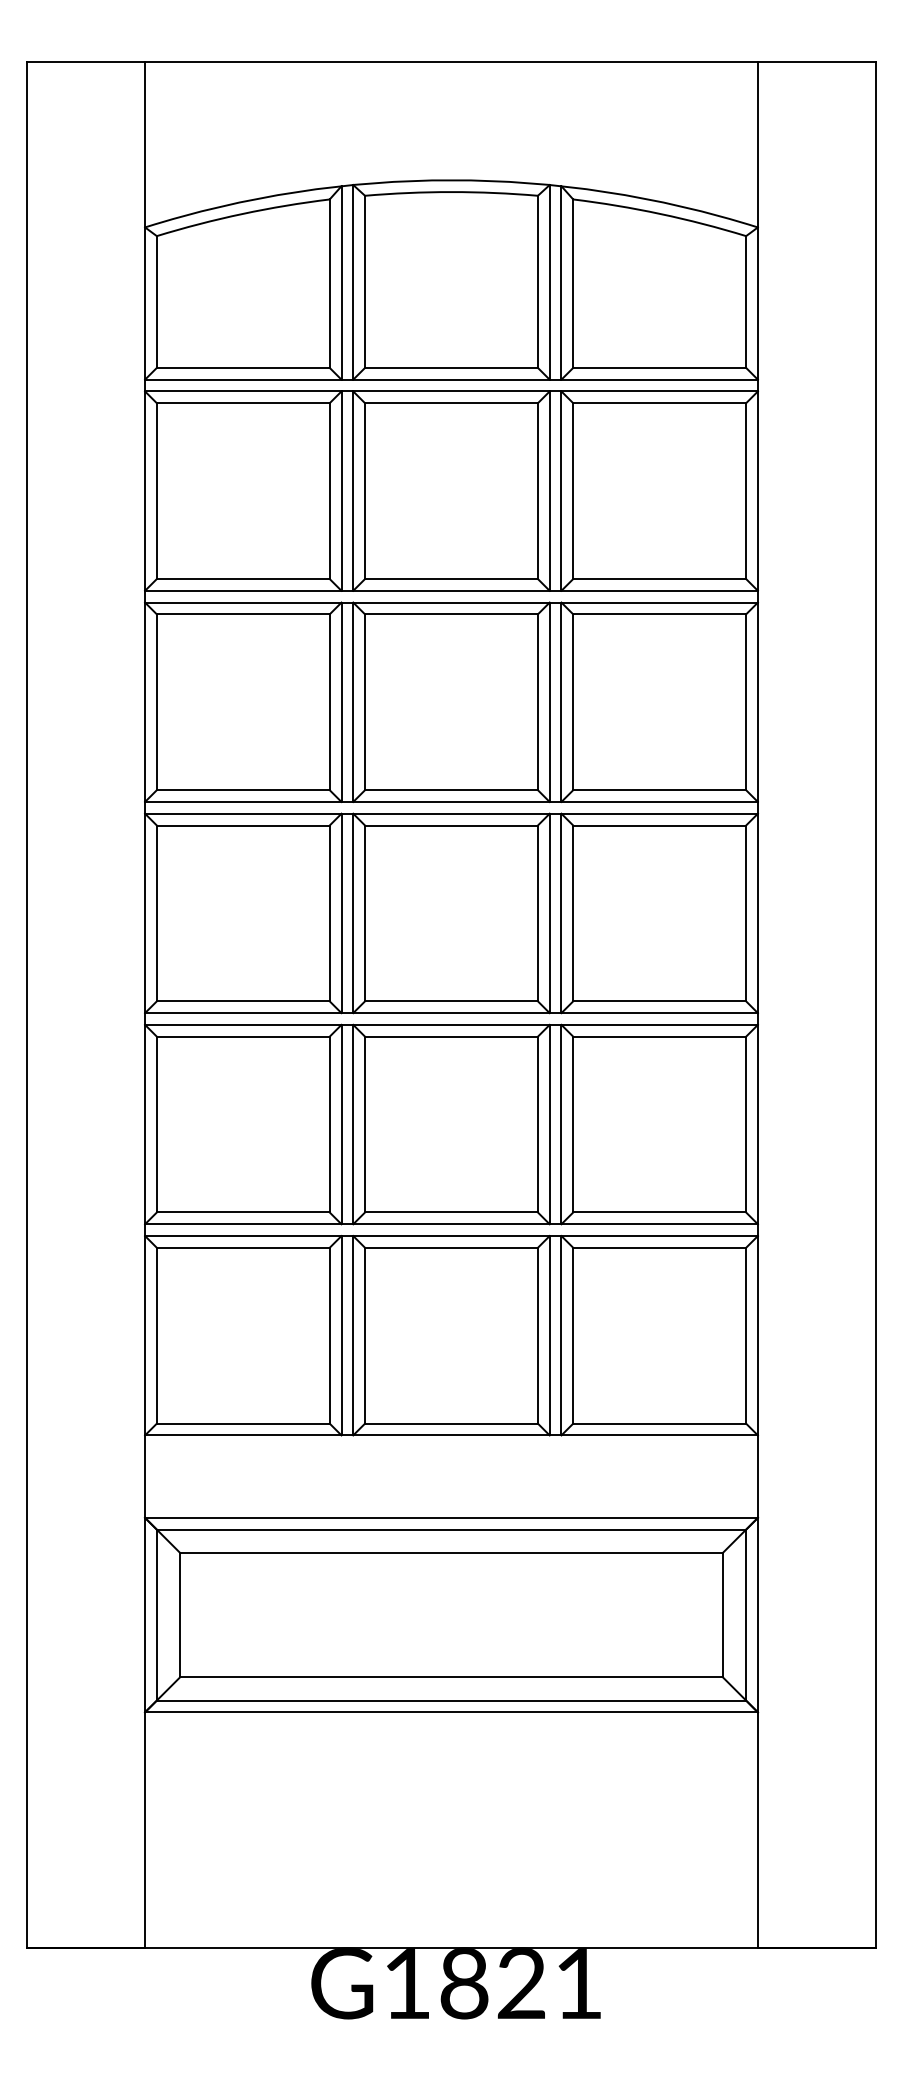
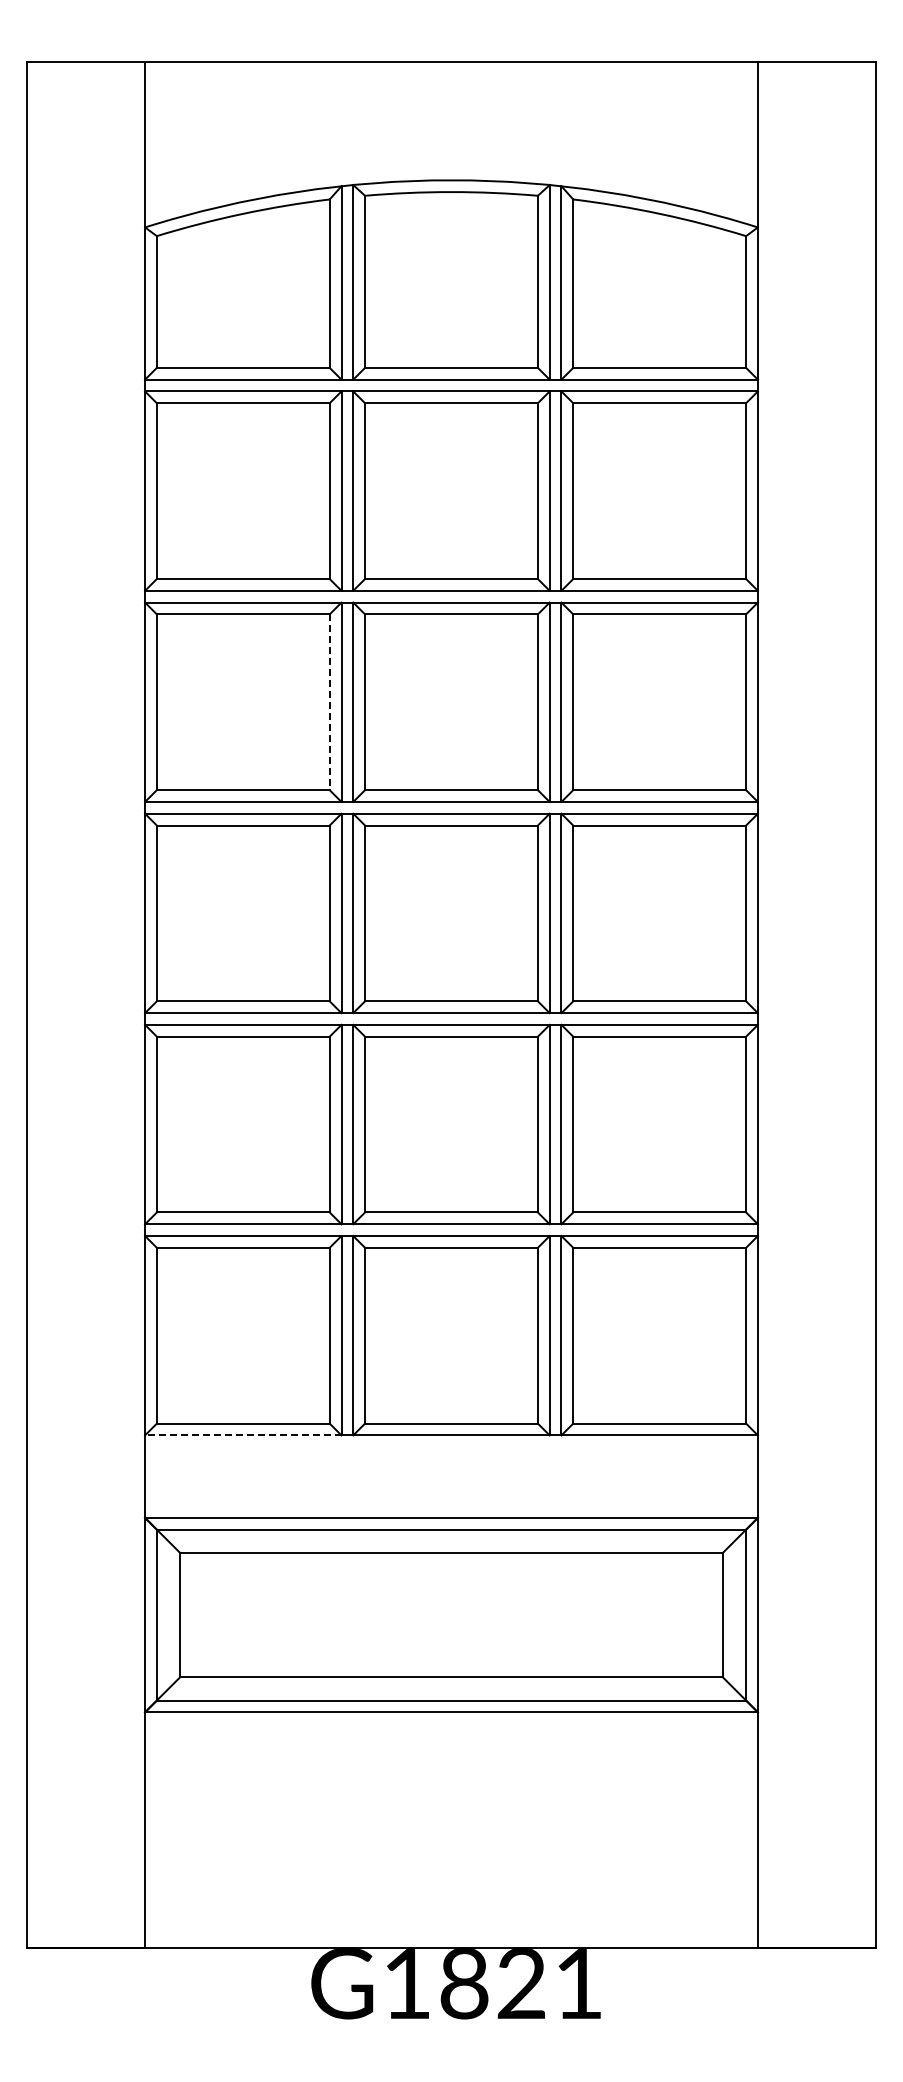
line: solid -> dashed (329, 702)
line: solid -> dashed (242, 1435)
